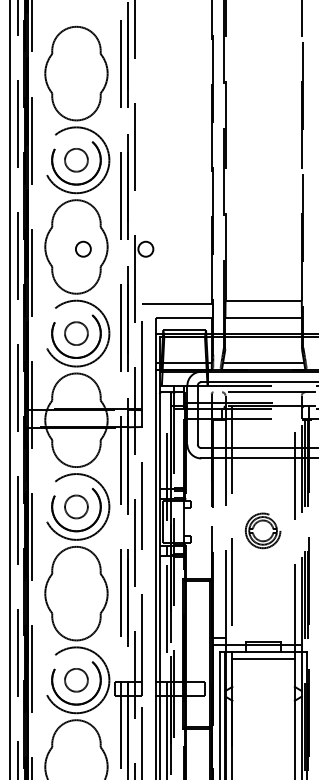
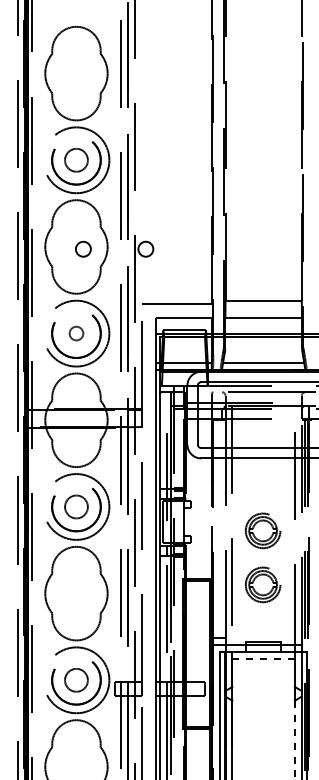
circle size: 25x25 px -> 17x17 px (76, 333)
line: present -> none (9, 389)
part: none -> present (262, 584)
line: solid -> dashed (263, 659)
line: solid -> dashed (294, 740)
